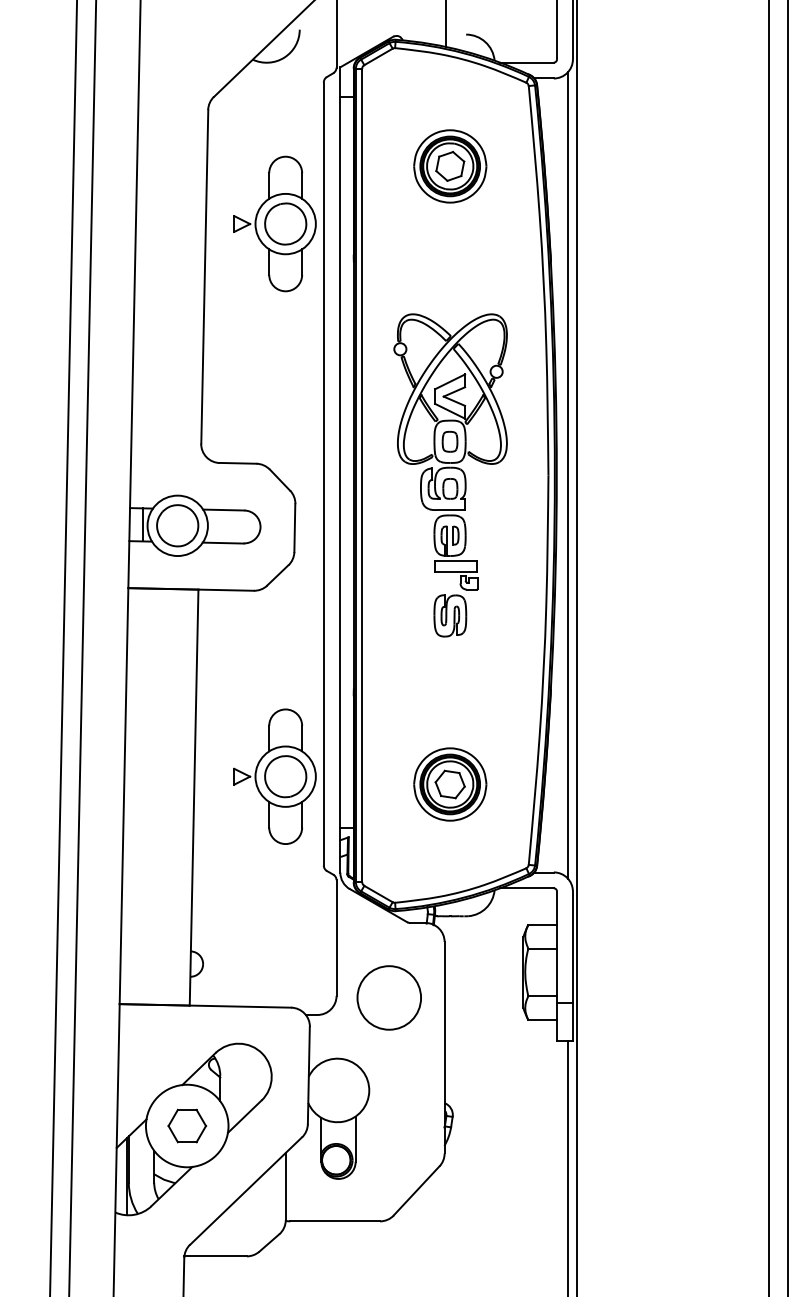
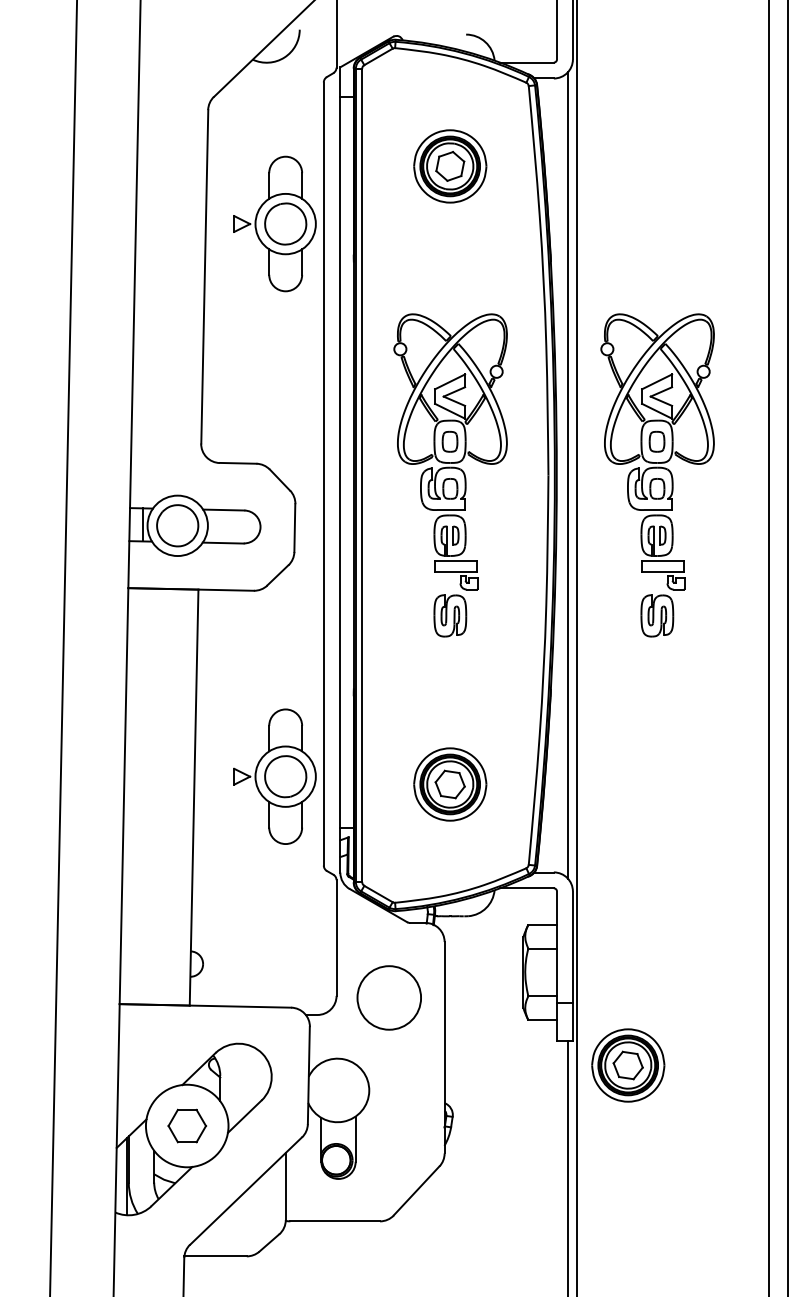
line: present -> none (445, 24)
part: none -> present (657, 475)
line: present -> none (82, 647)
part: none -> present (628, 1065)
